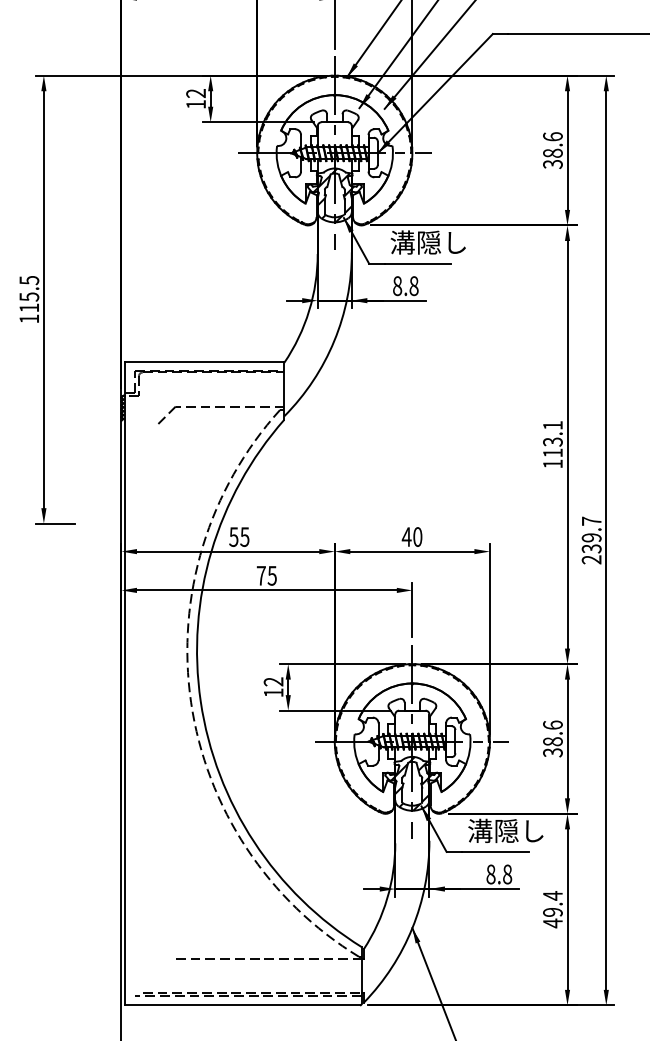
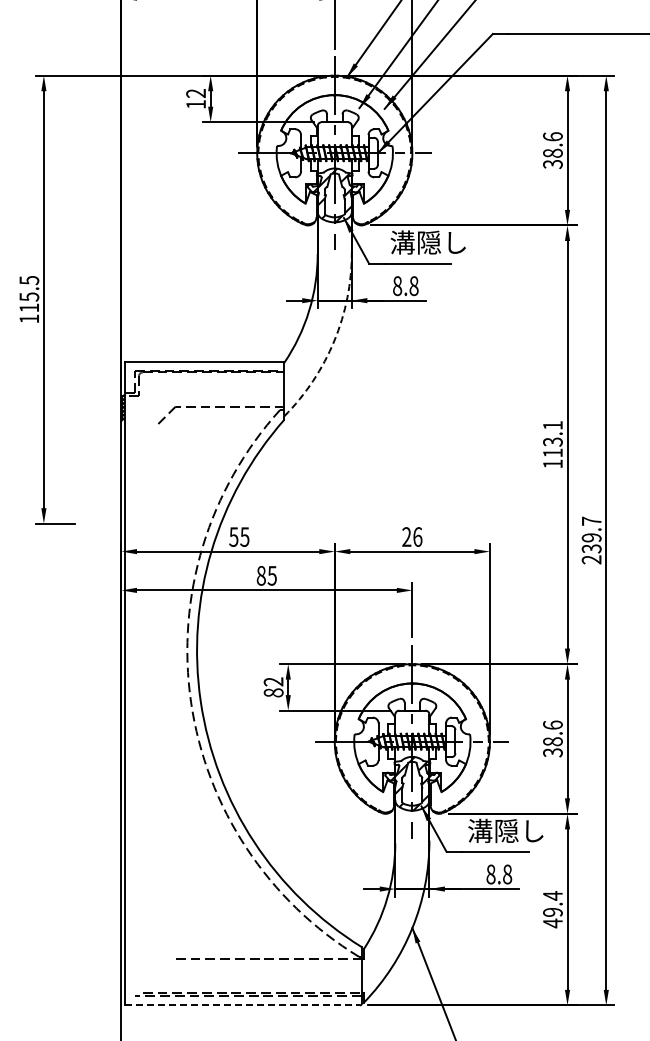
arc: solid -> dashed (334, 341)
text: 40 -> 26 (411, 536)
text: 75 -> 85 (260, 575)
text: 12 -> 82 (273, 692)
line: solid -> dashed (243, 1005)
